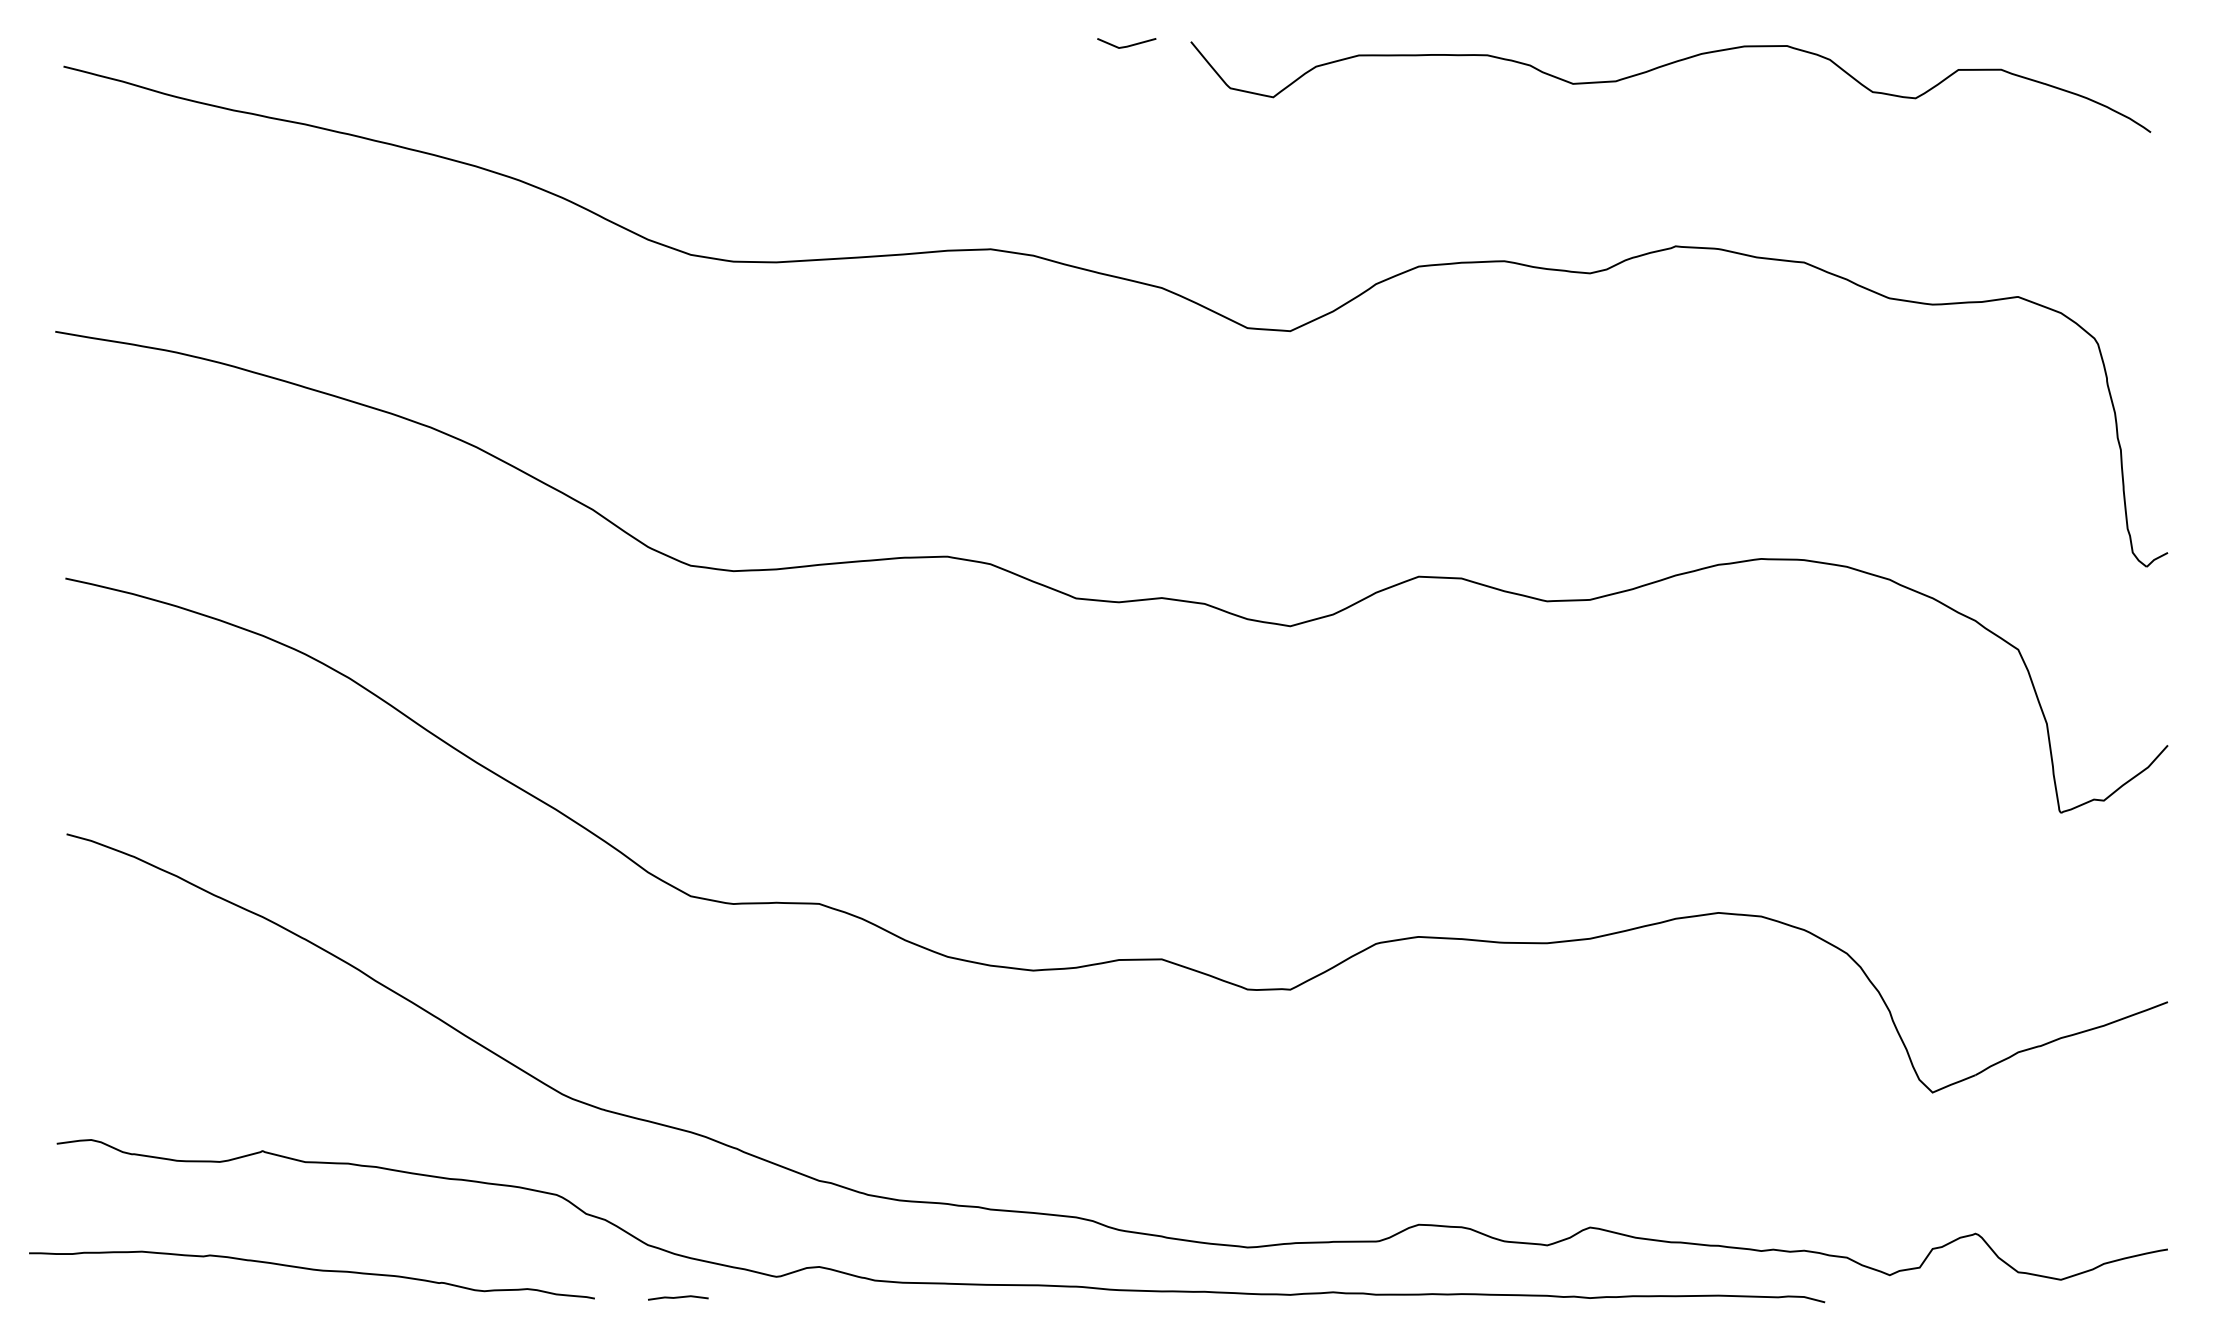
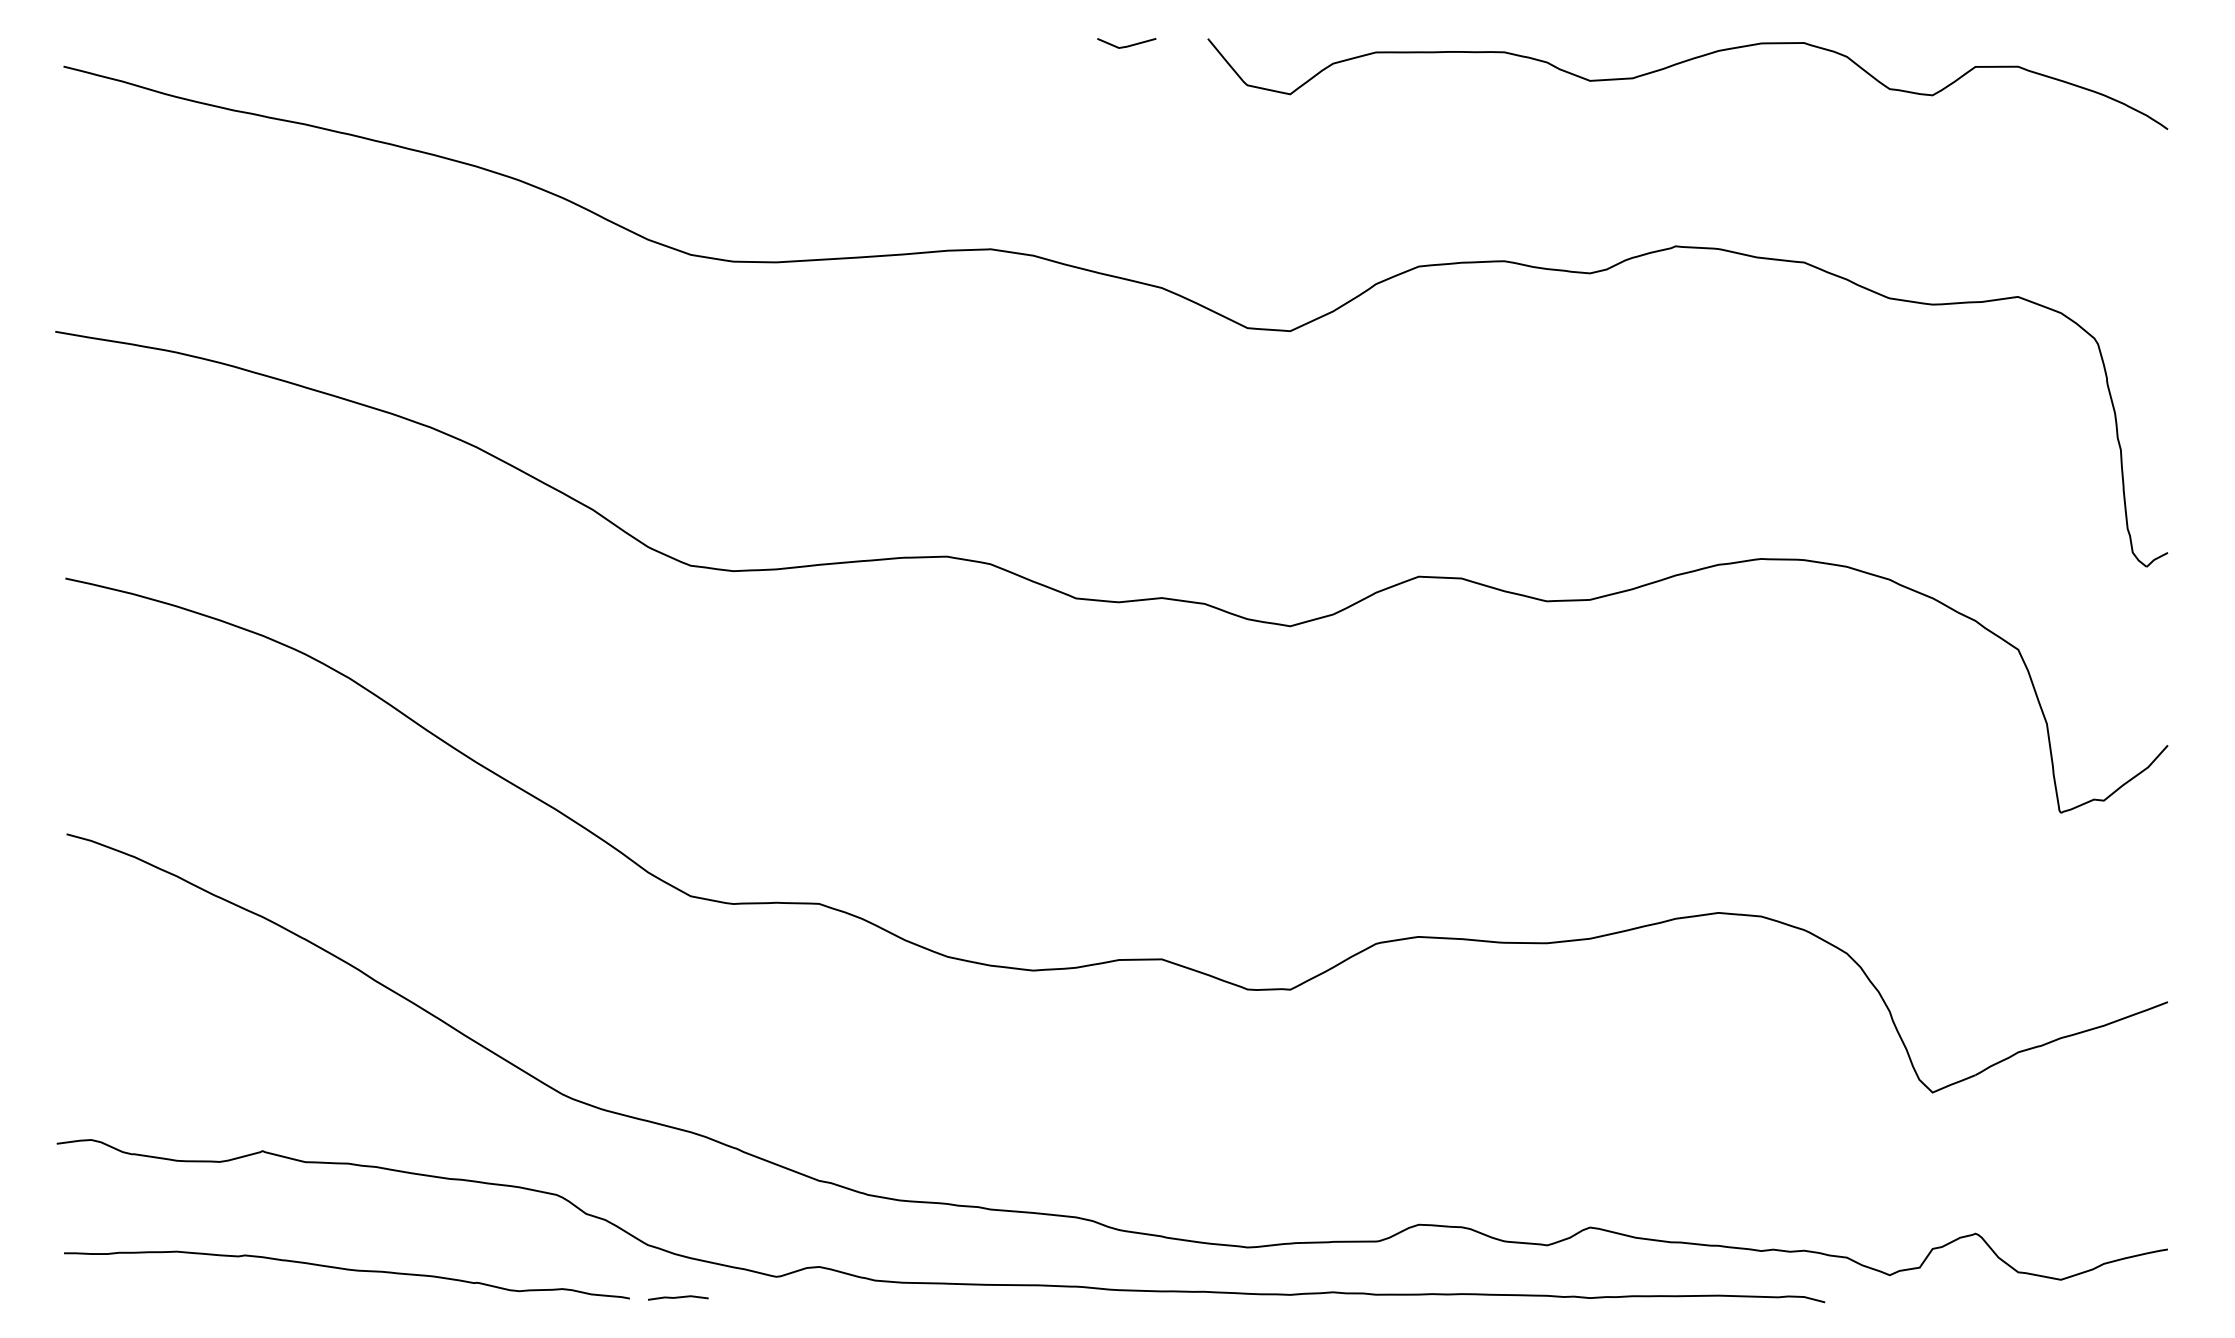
curve position: (1665, 66) -> (1682, 63) (1682, 63)
curve position: (311, 1270) -> (346, 1270) (346, 1270)
